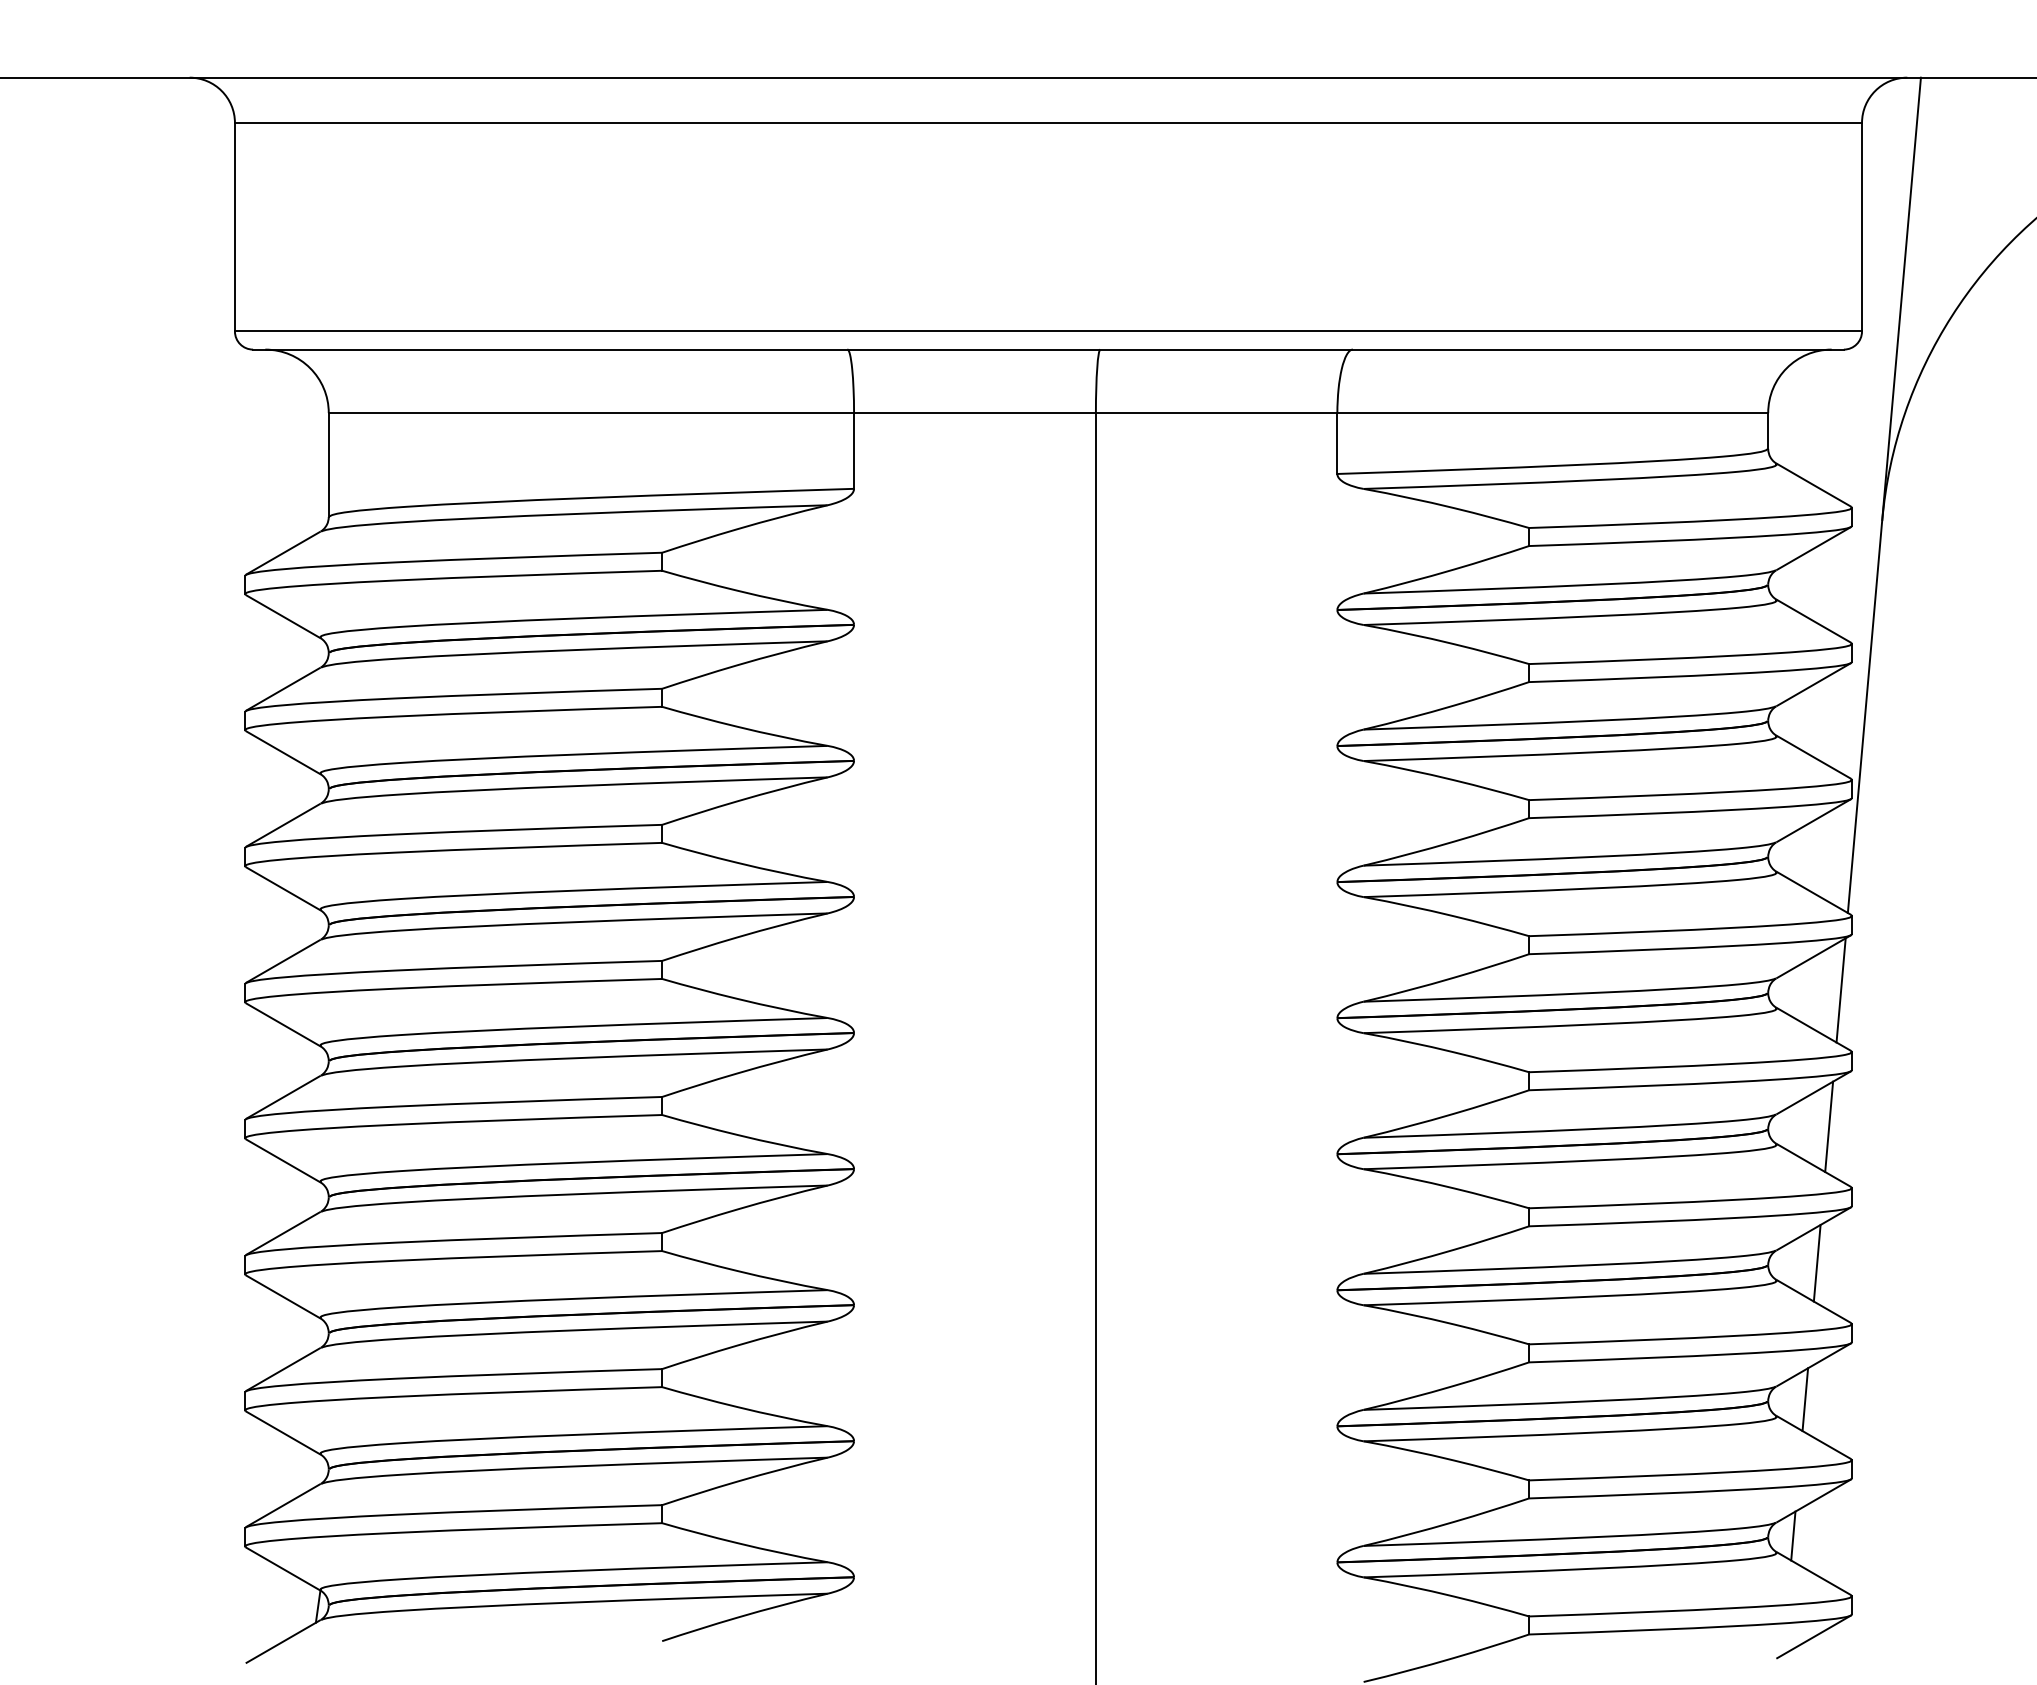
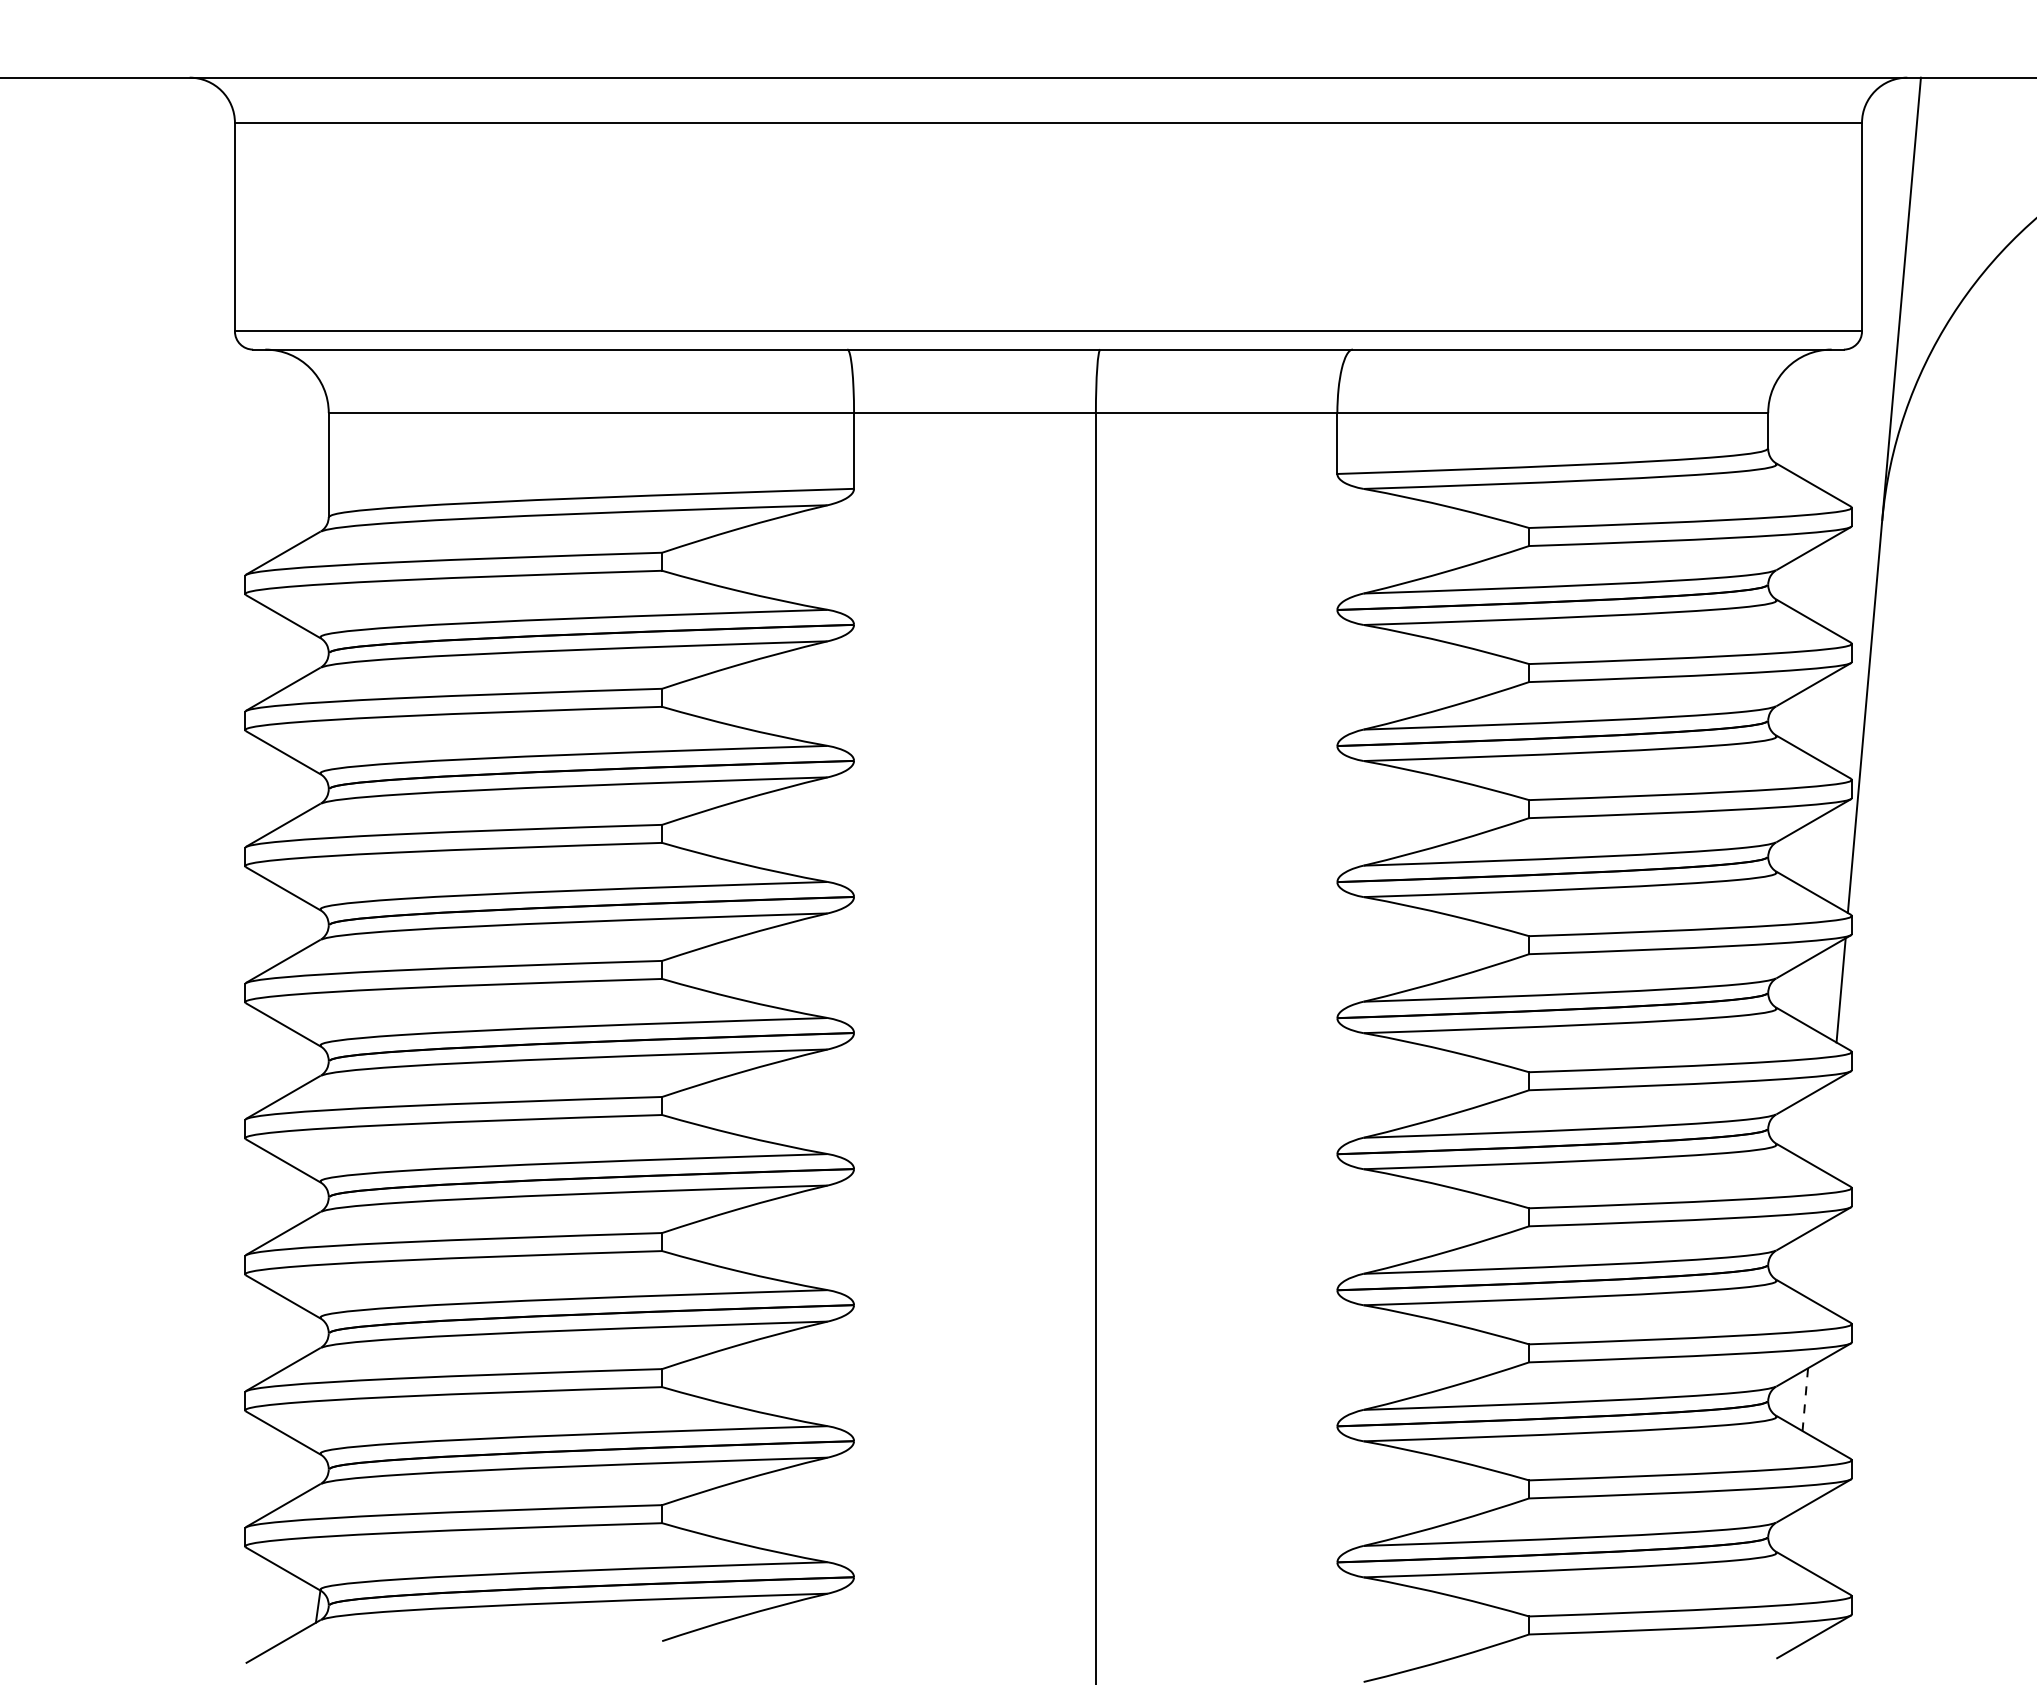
line: present -> none (1829, 1126)
line: present -> none (1816, 1262)
line: solid -> dashed (1805, 1399)
line: present -> none (1793, 1535)
